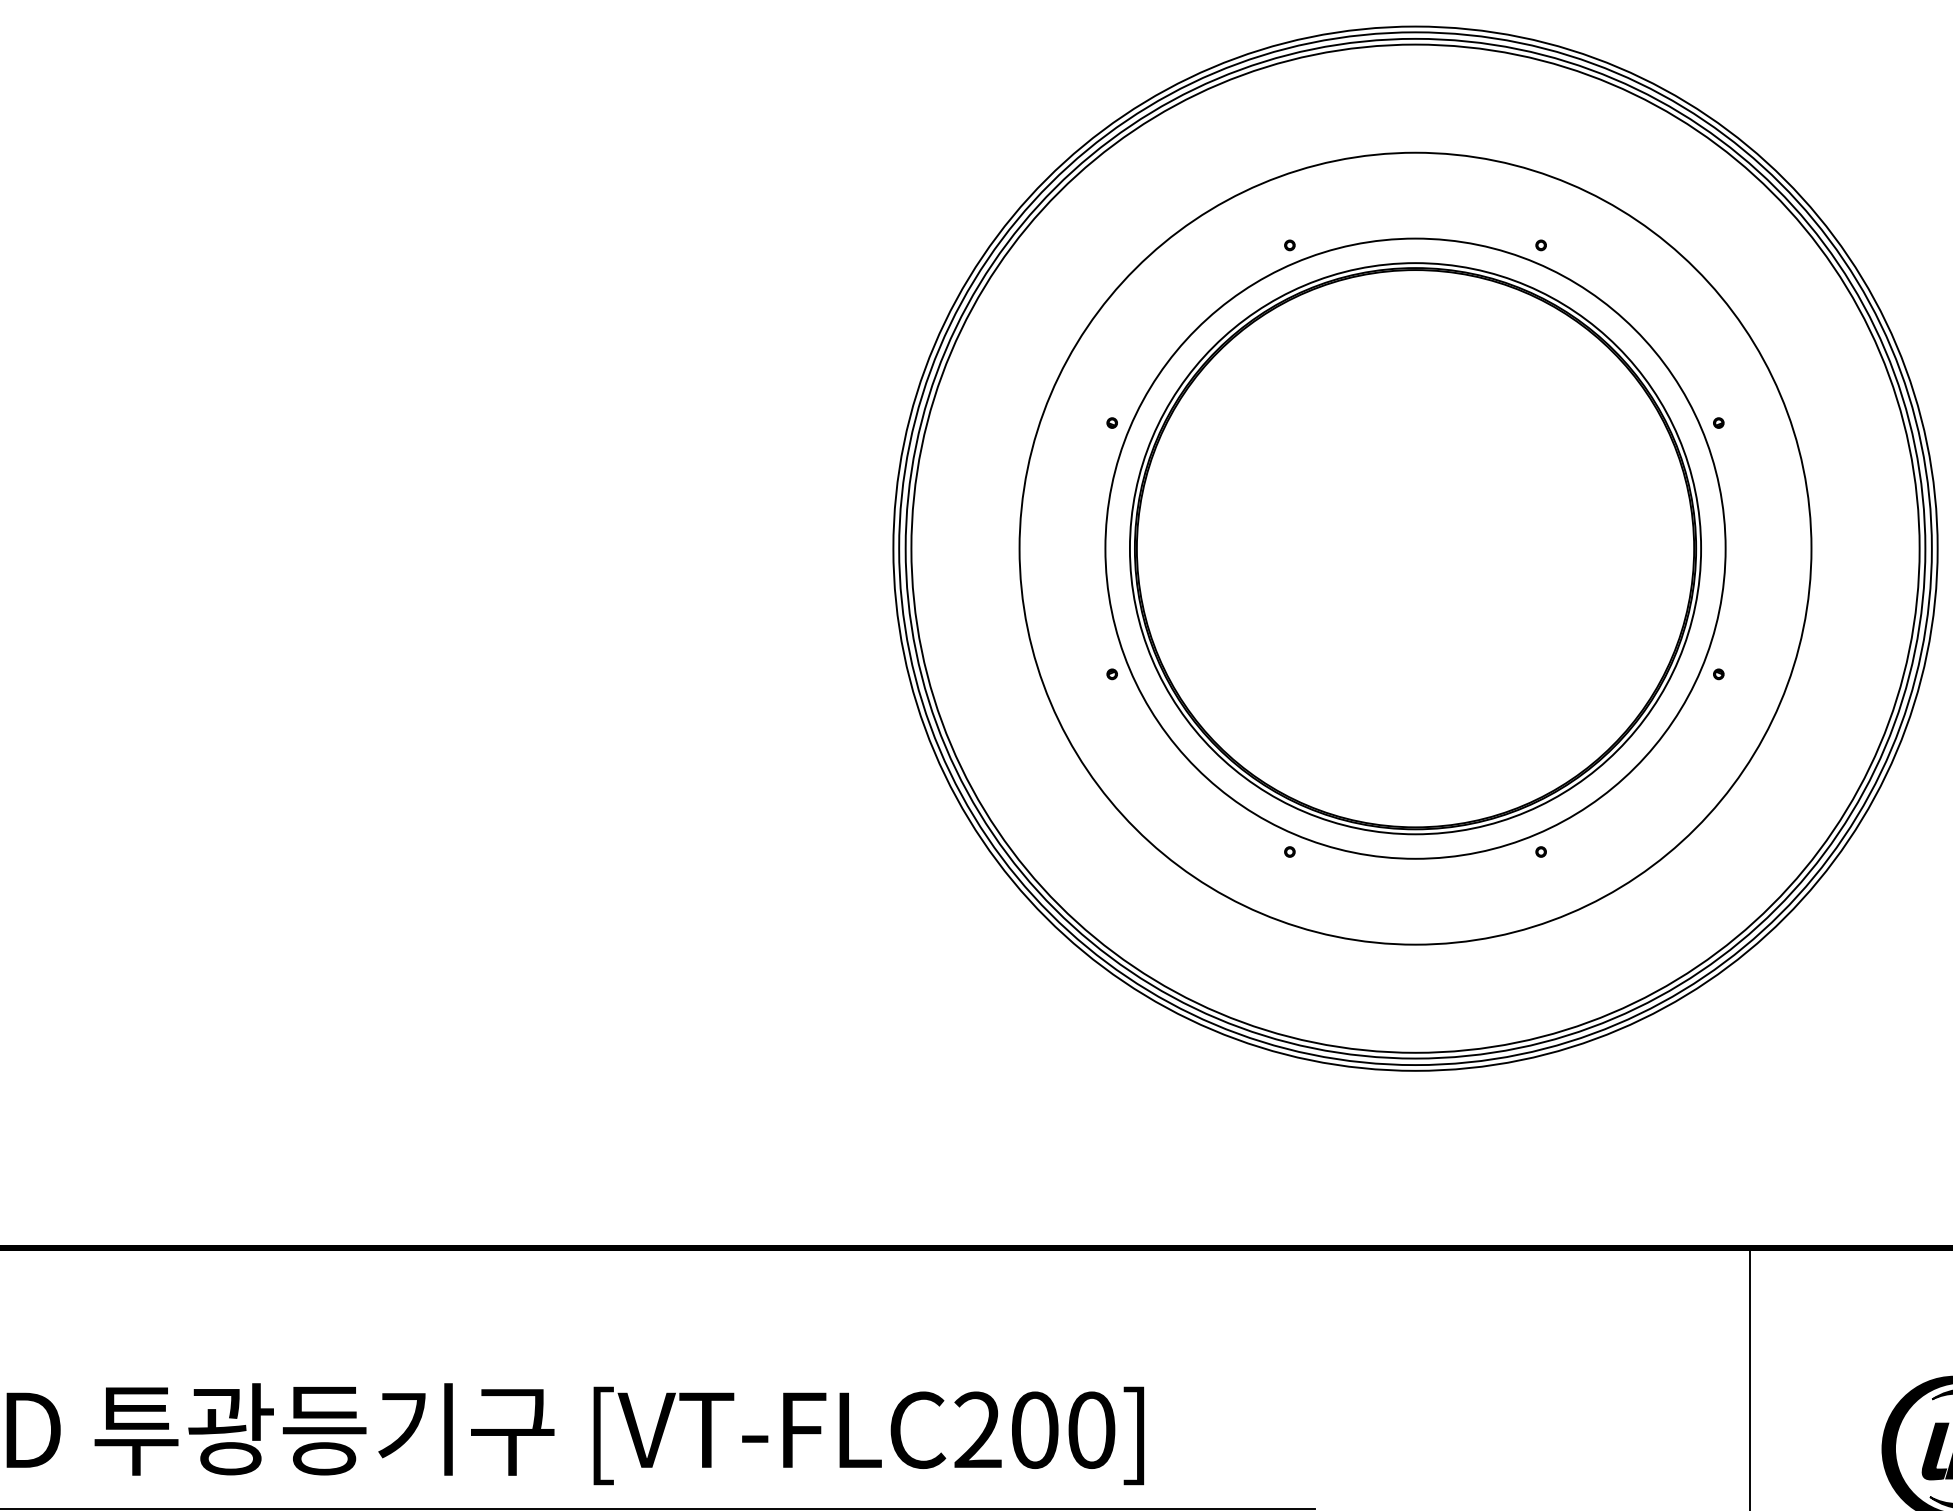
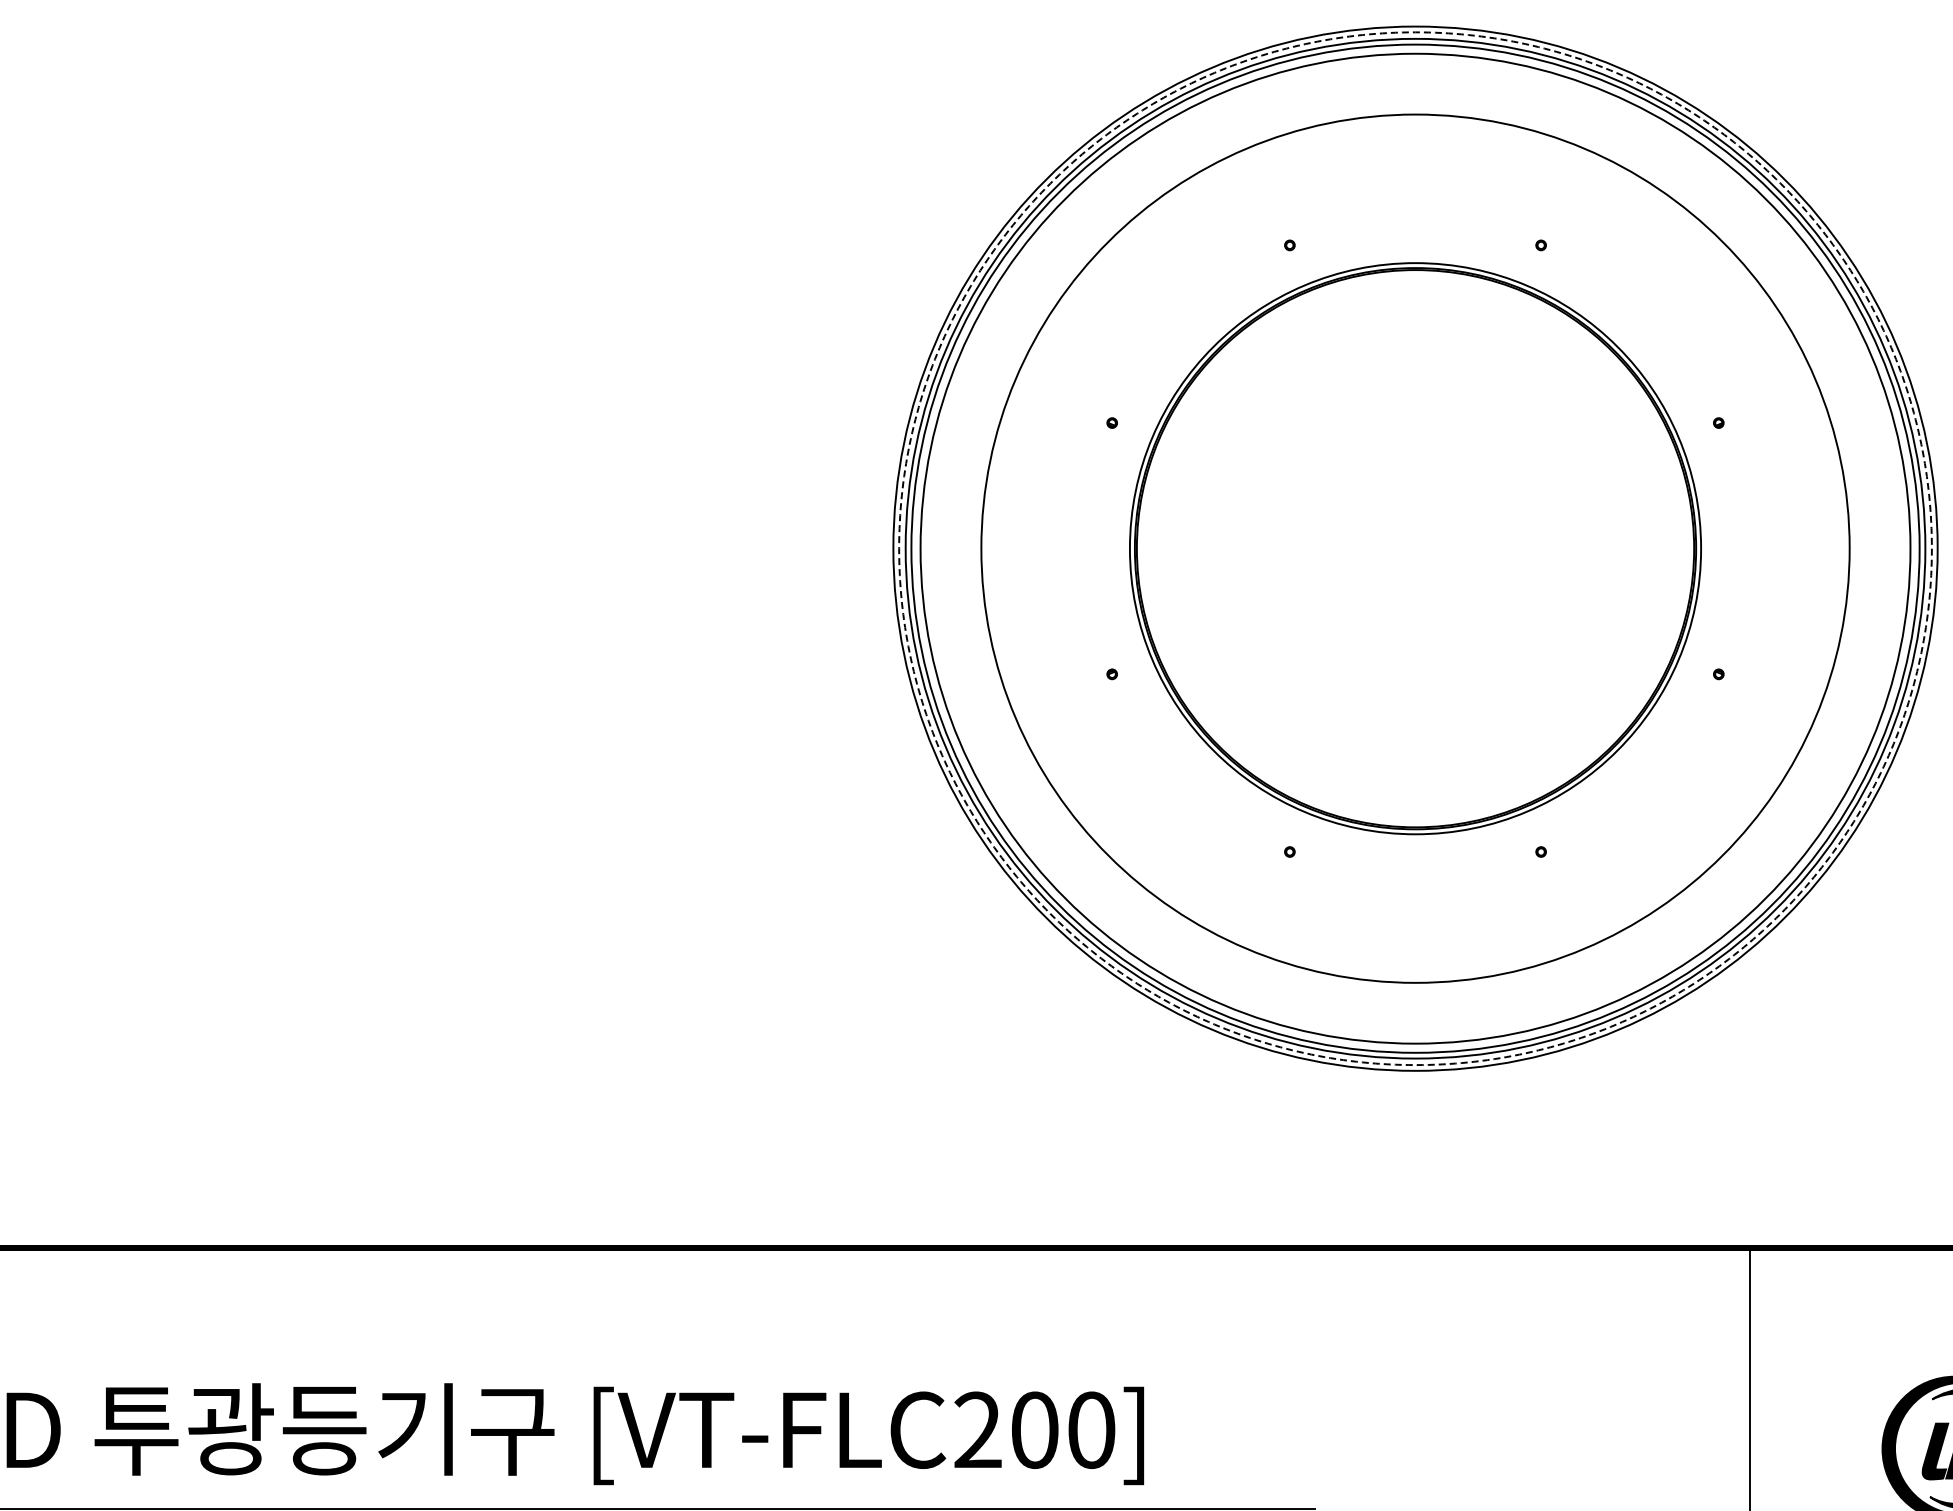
circle diameter: 620 px -> 868 px (1415, 548)
circle diameter: 792 px -> 990 px (1415, 548)
circle: solid -> dashed (1415, 548)
